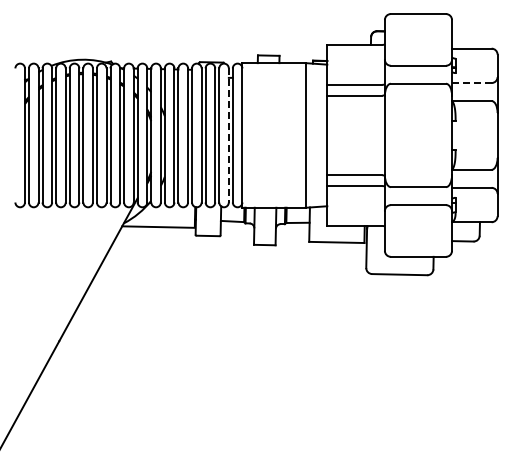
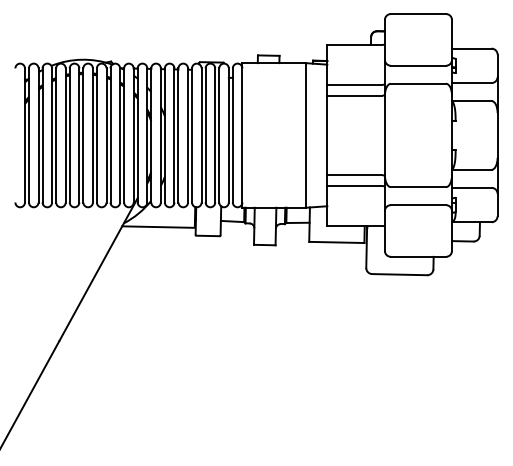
line: dashed -> solid (471, 83)
line: dashed -> solid (228, 135)
